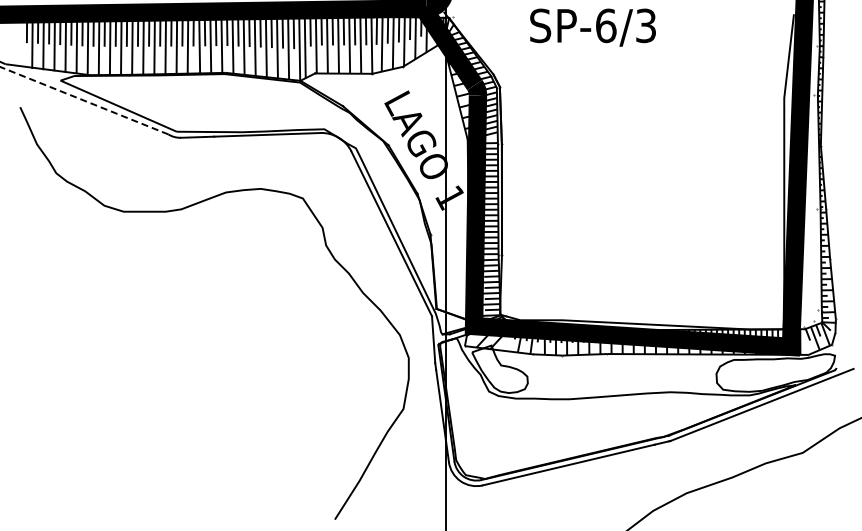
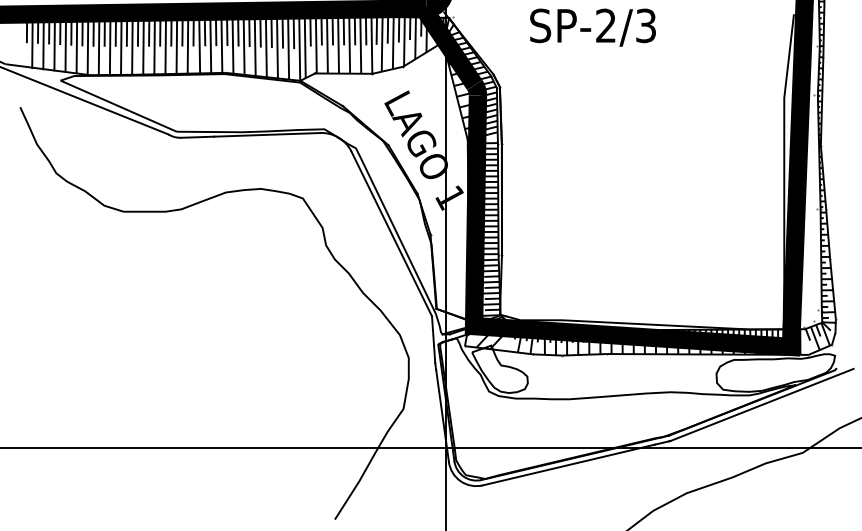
text: SP-6/3 -> SP-2/3 (606, 25)
line: dashed -> solid (84, 100)
line: none -> present (430, 448)
